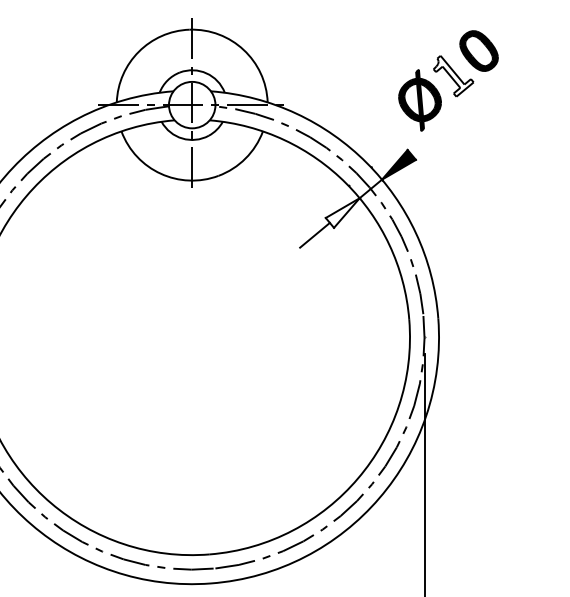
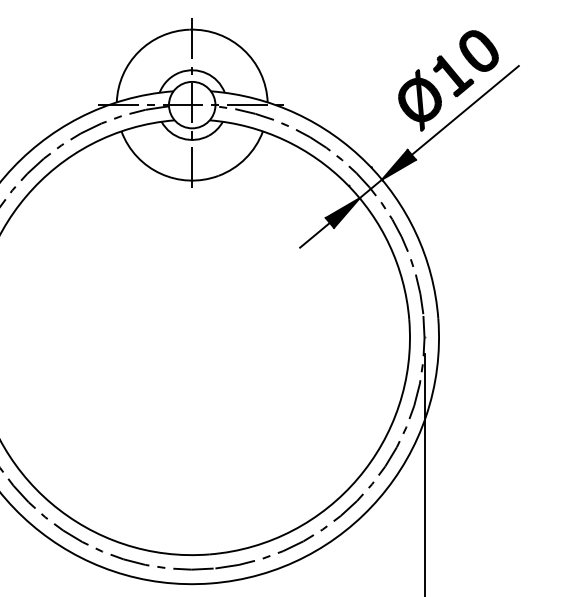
fill: none -> present (453, 75)
line: none -> present (464, 110)
fill: none -> present (342, 212)
